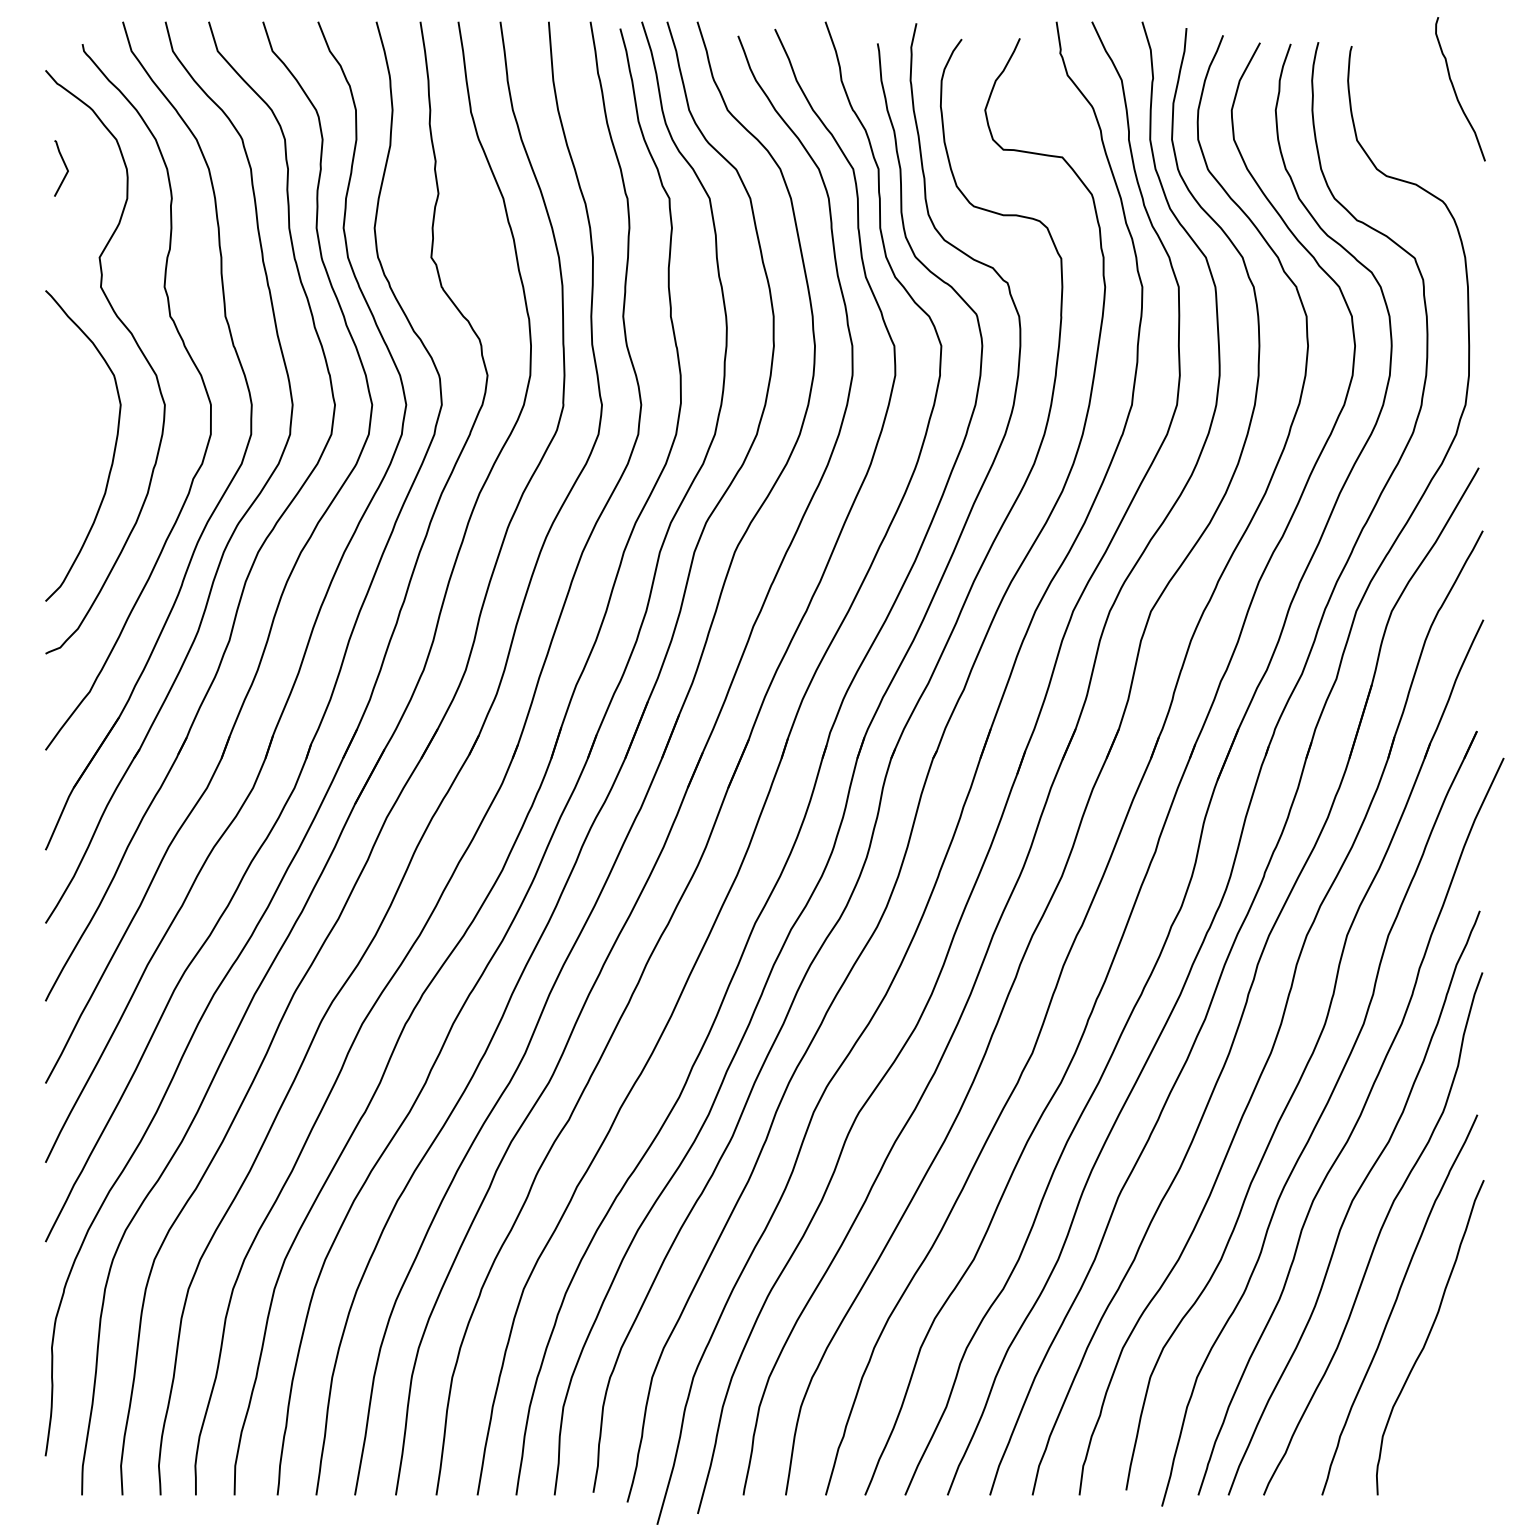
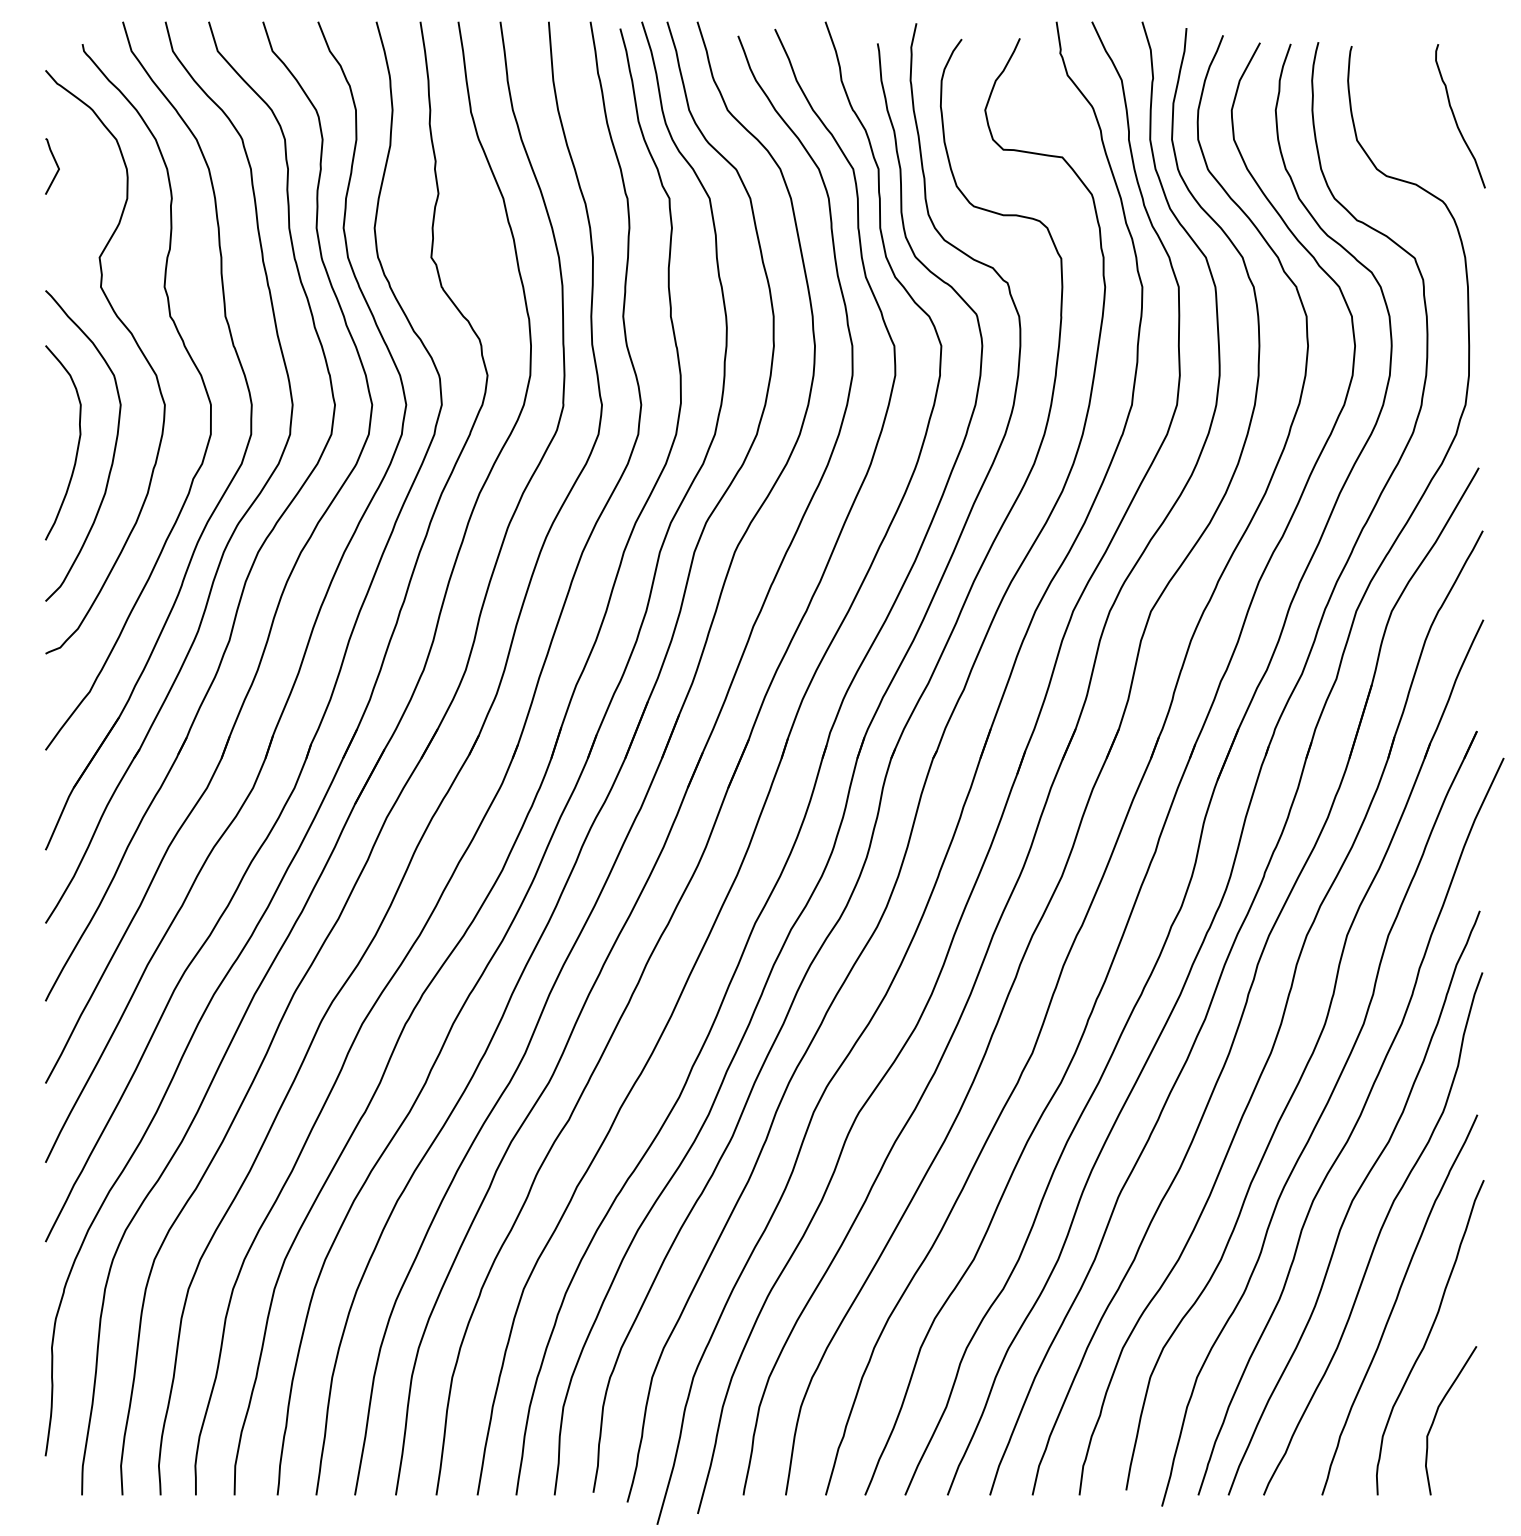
curve position: (1455, 89) -> (1455, 116) (1455, 116)
line position: (65, 168) -> (56, 166) (56, 166)
curve: none -> present (77, 444)
curve: none -> present (1436, 1416)
